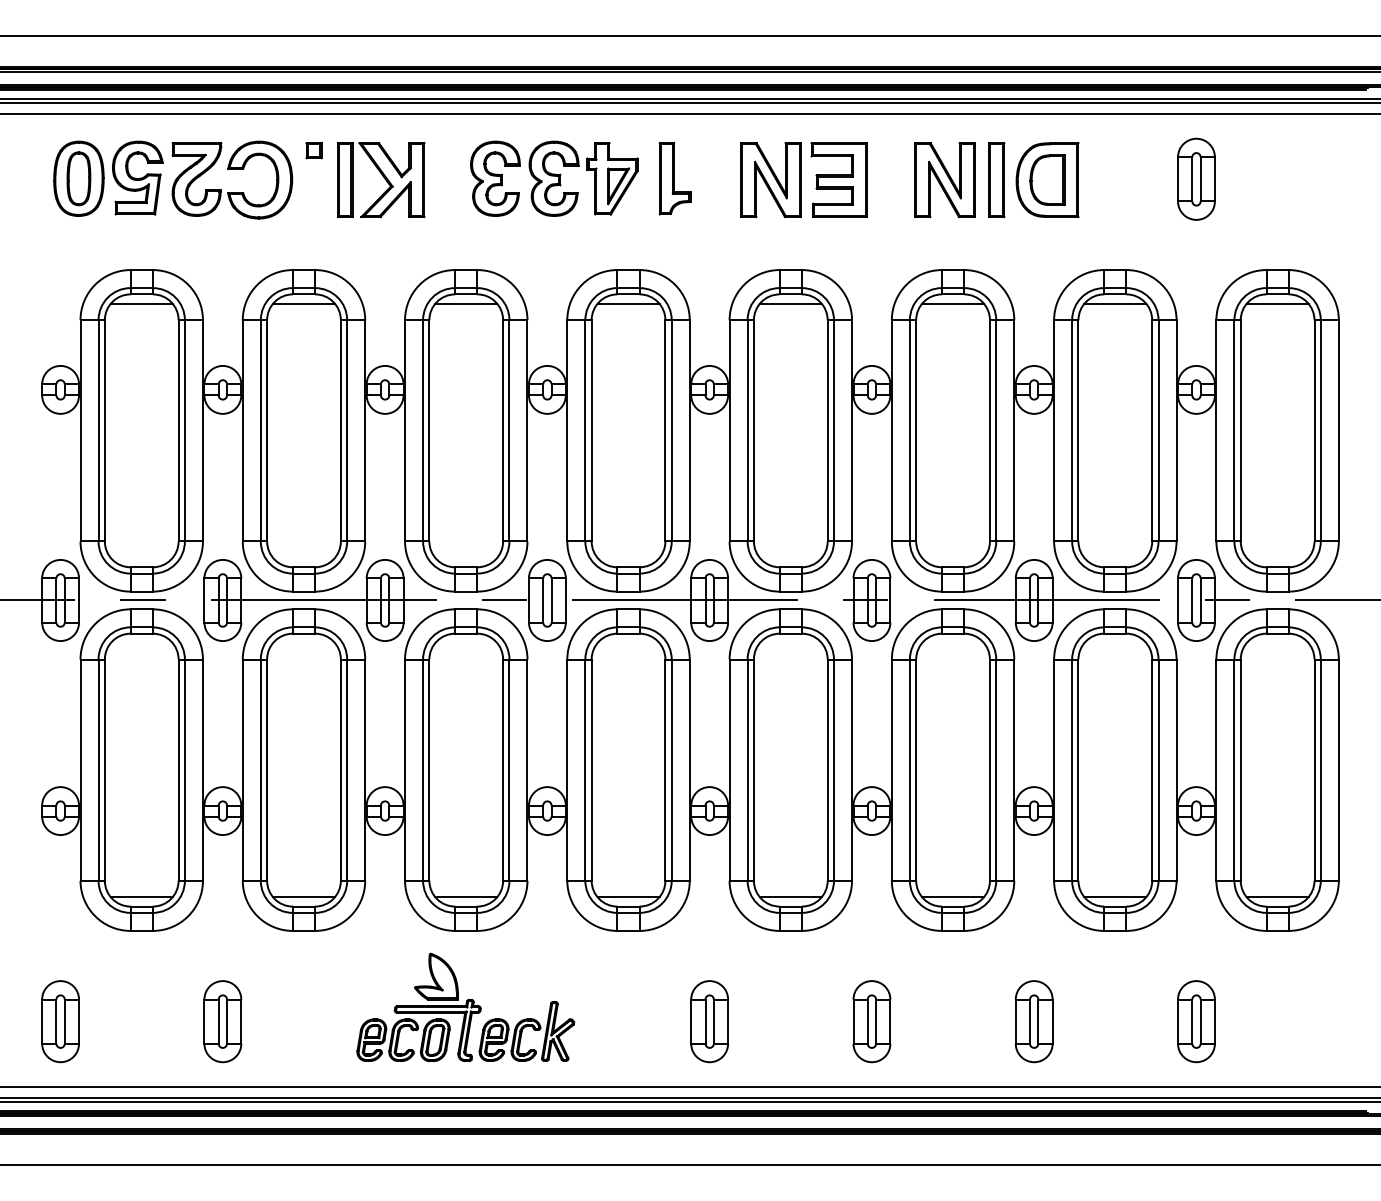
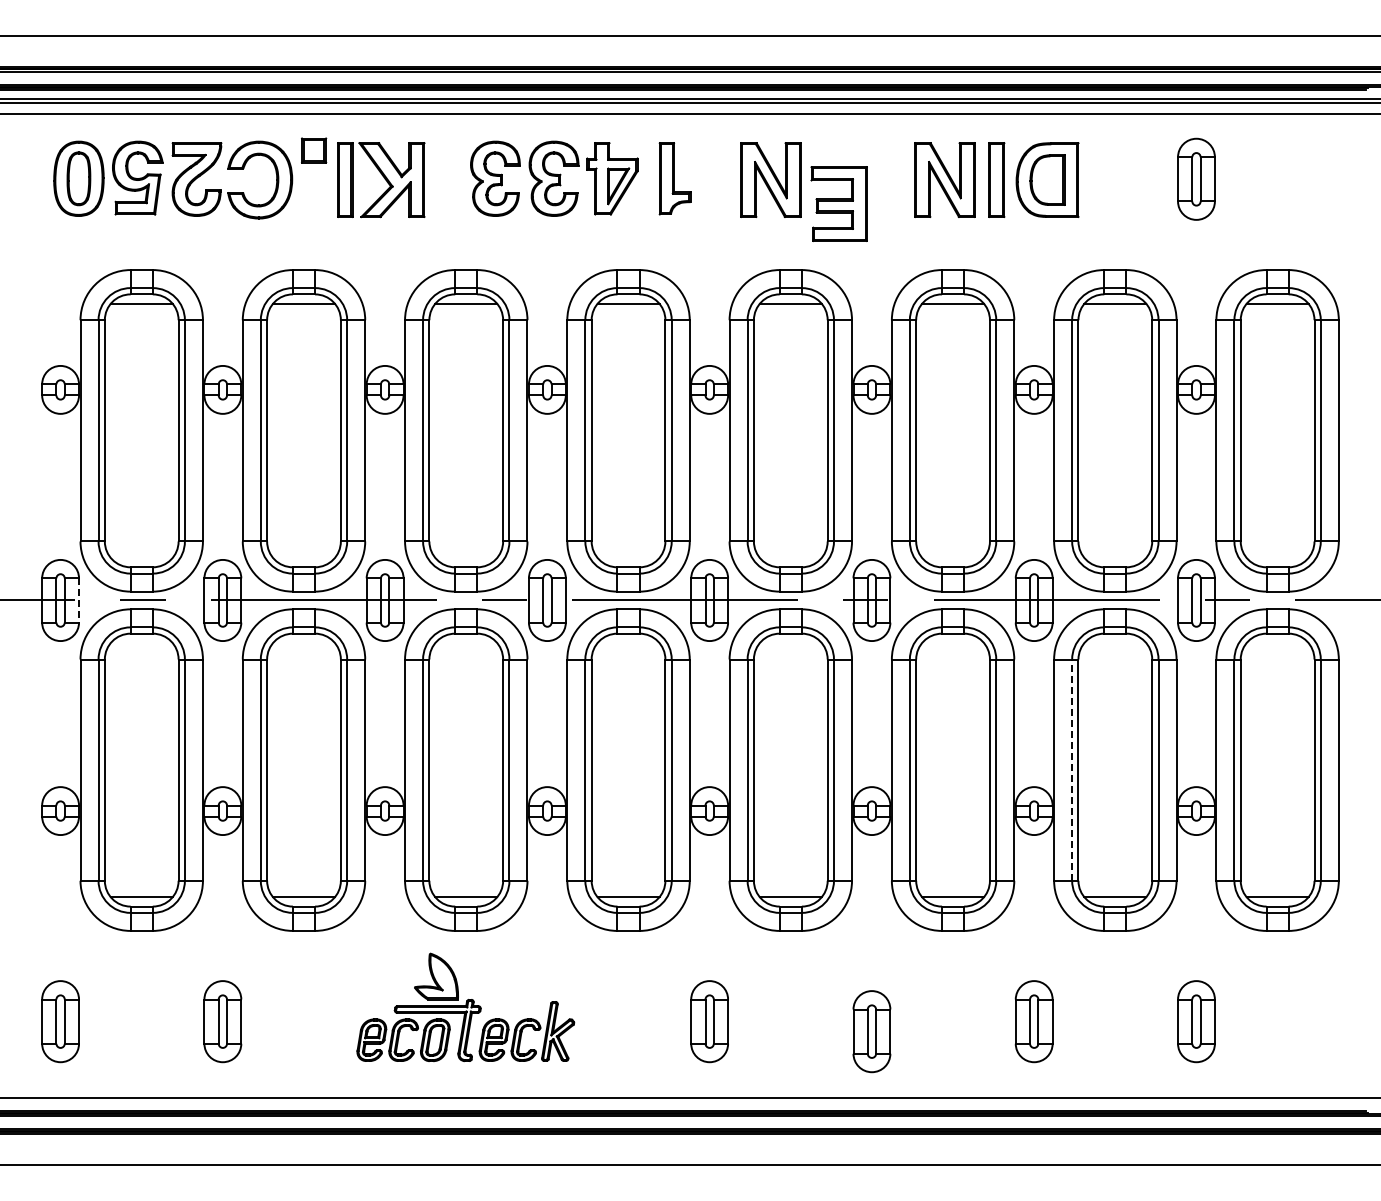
part size: 18x18 px -> 27x27 px (314, 150)
part position: (838, 179) -> (838, 203) (838, 203)
line: solid -> dashed (79, 600)
line: solid -> dashed (1072, 770)
part position: (871, 1021) -> (871, 1031) (871, 1031)
line: present -> none (689, 1087)
line: present -> none (689, 1102)
